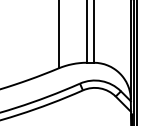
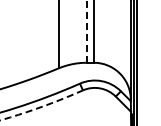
line: solid -> dashed (86, 31)
arc: solid -> dashed (42, 106)
